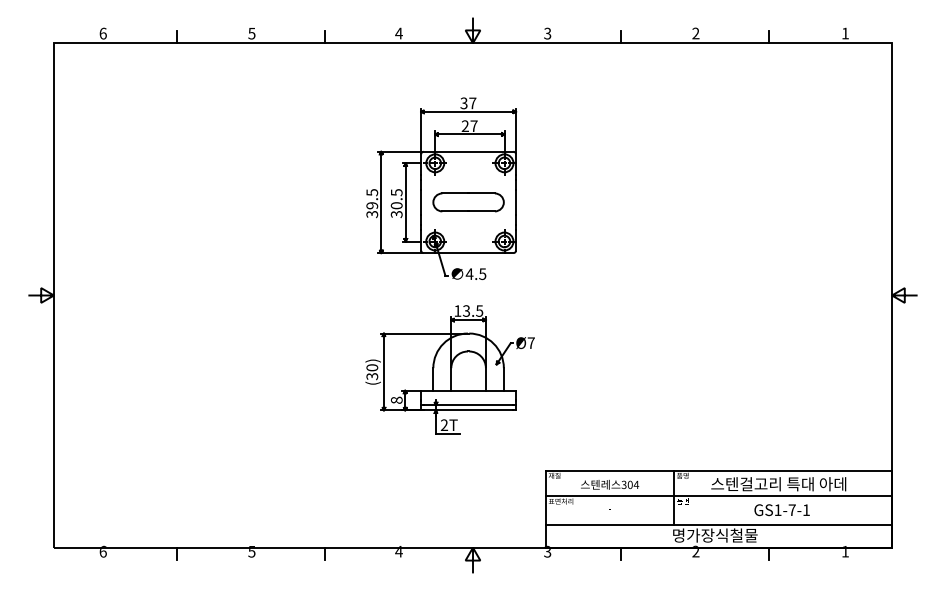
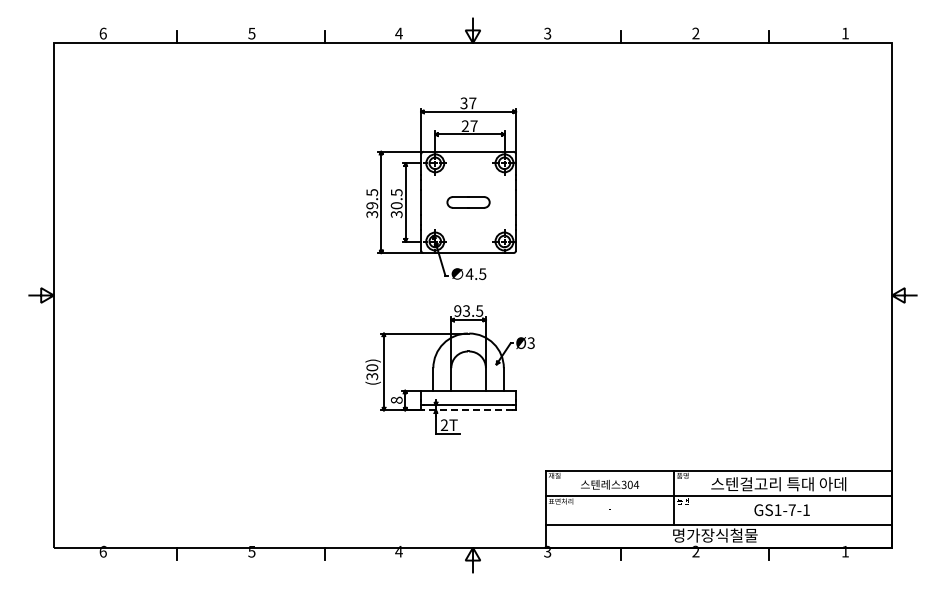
part size: 73x21 px -> 45x13 px (468, 202)
text: 13.5 -> 93.5 (457, 310)
text: Ø7 -> Ø3 (530, 343)
line: solid -> dashed (468, 410)
